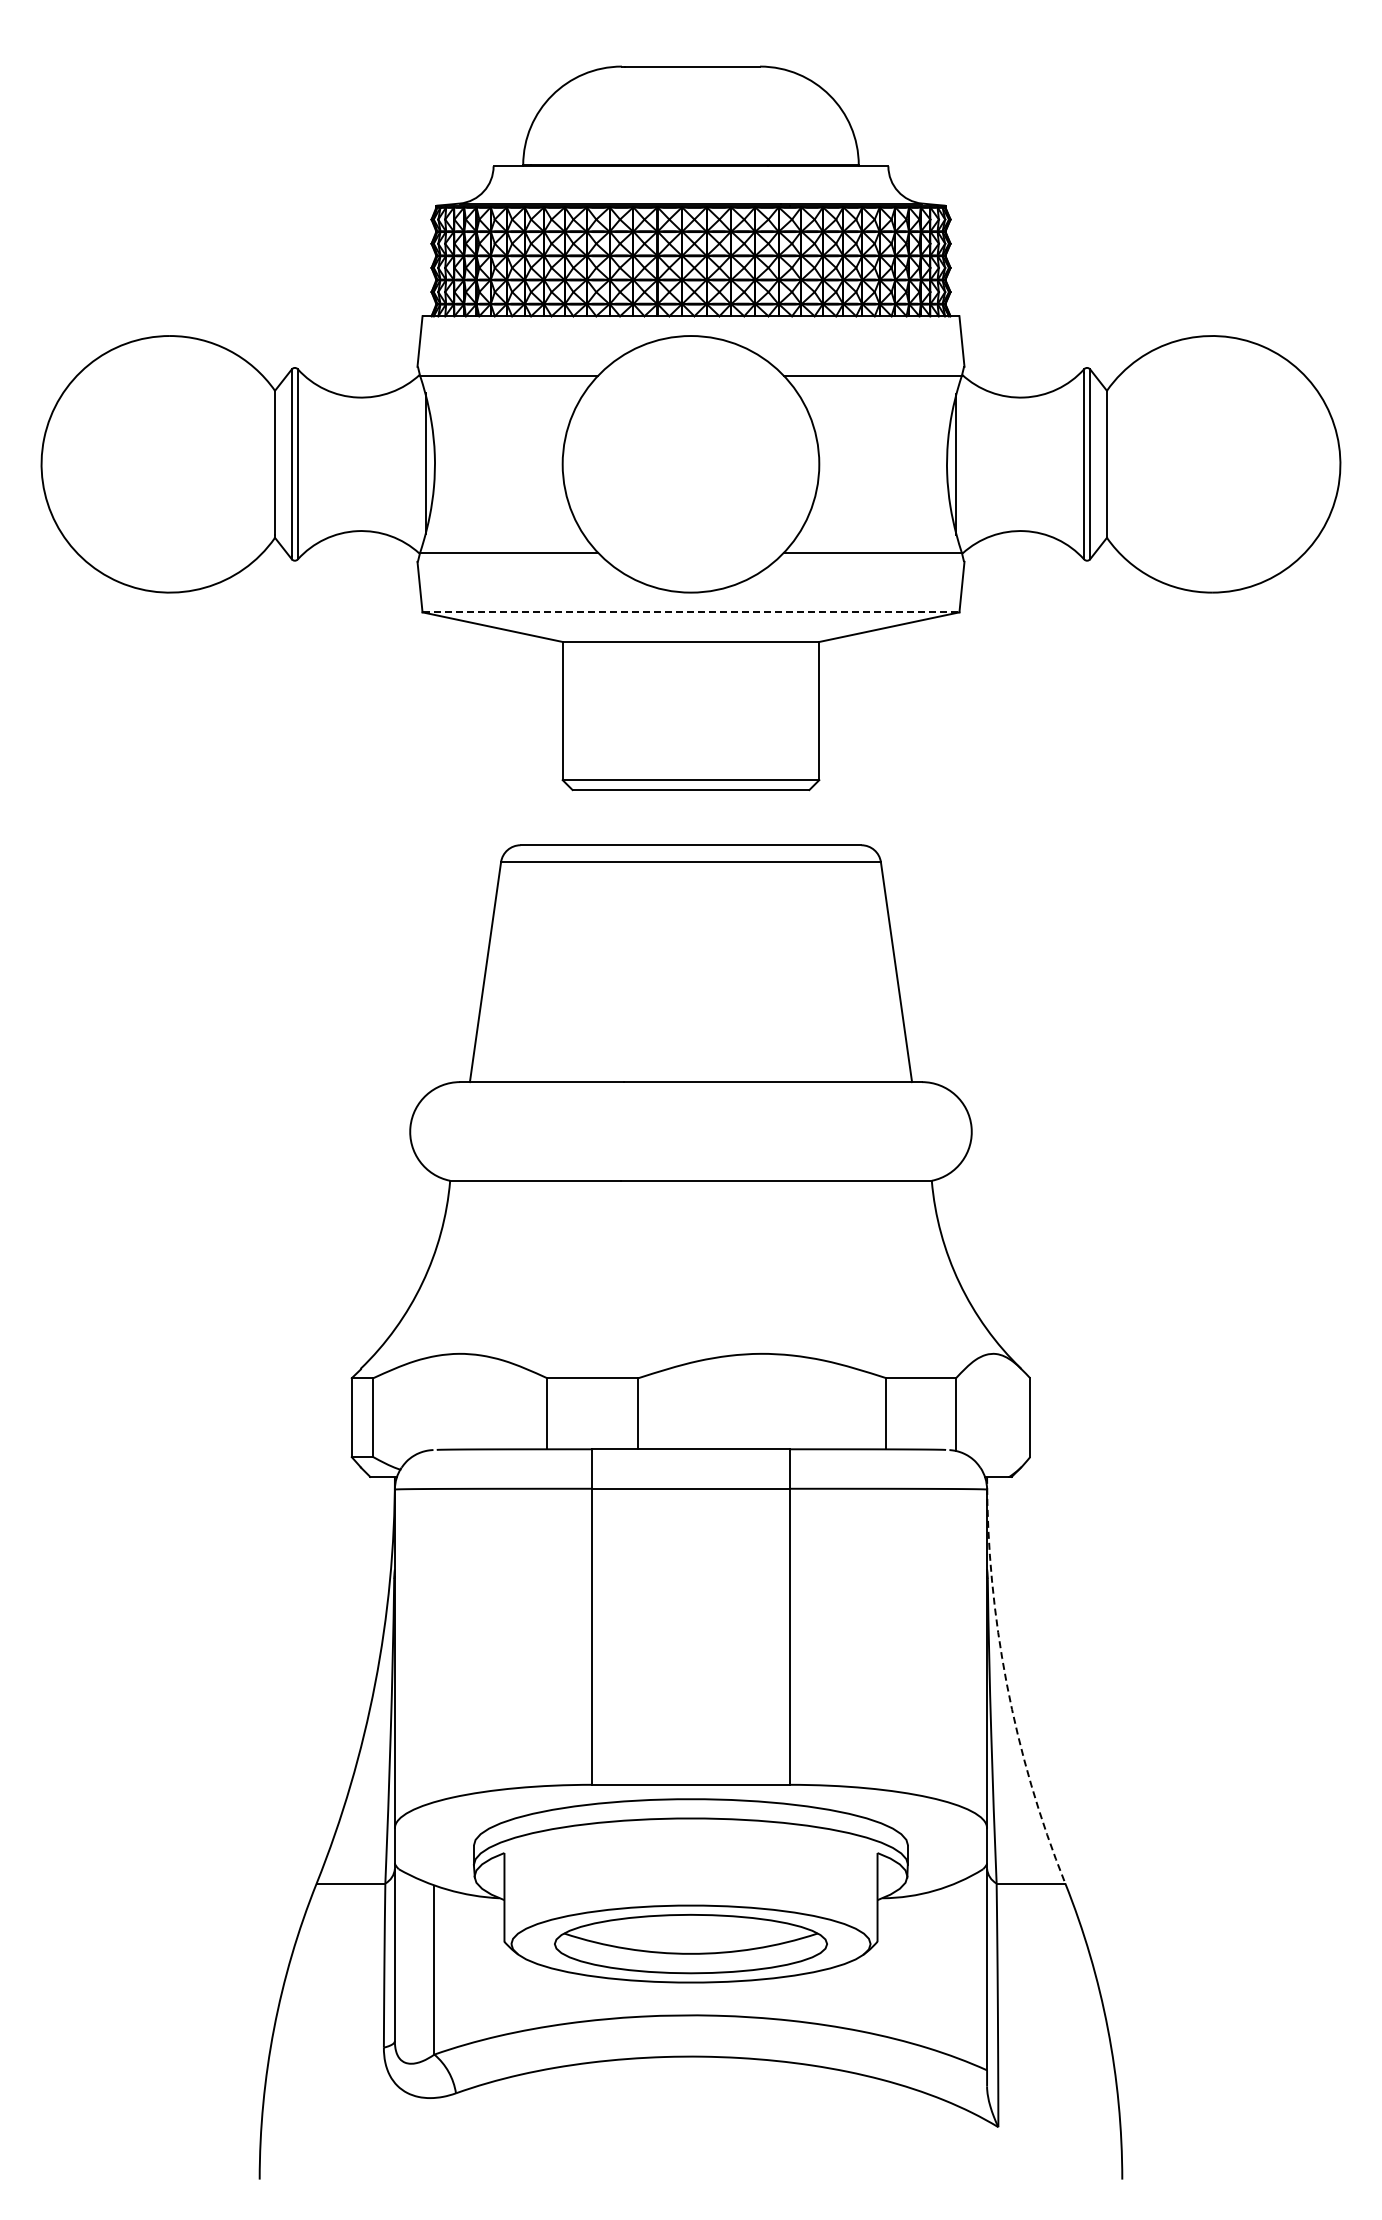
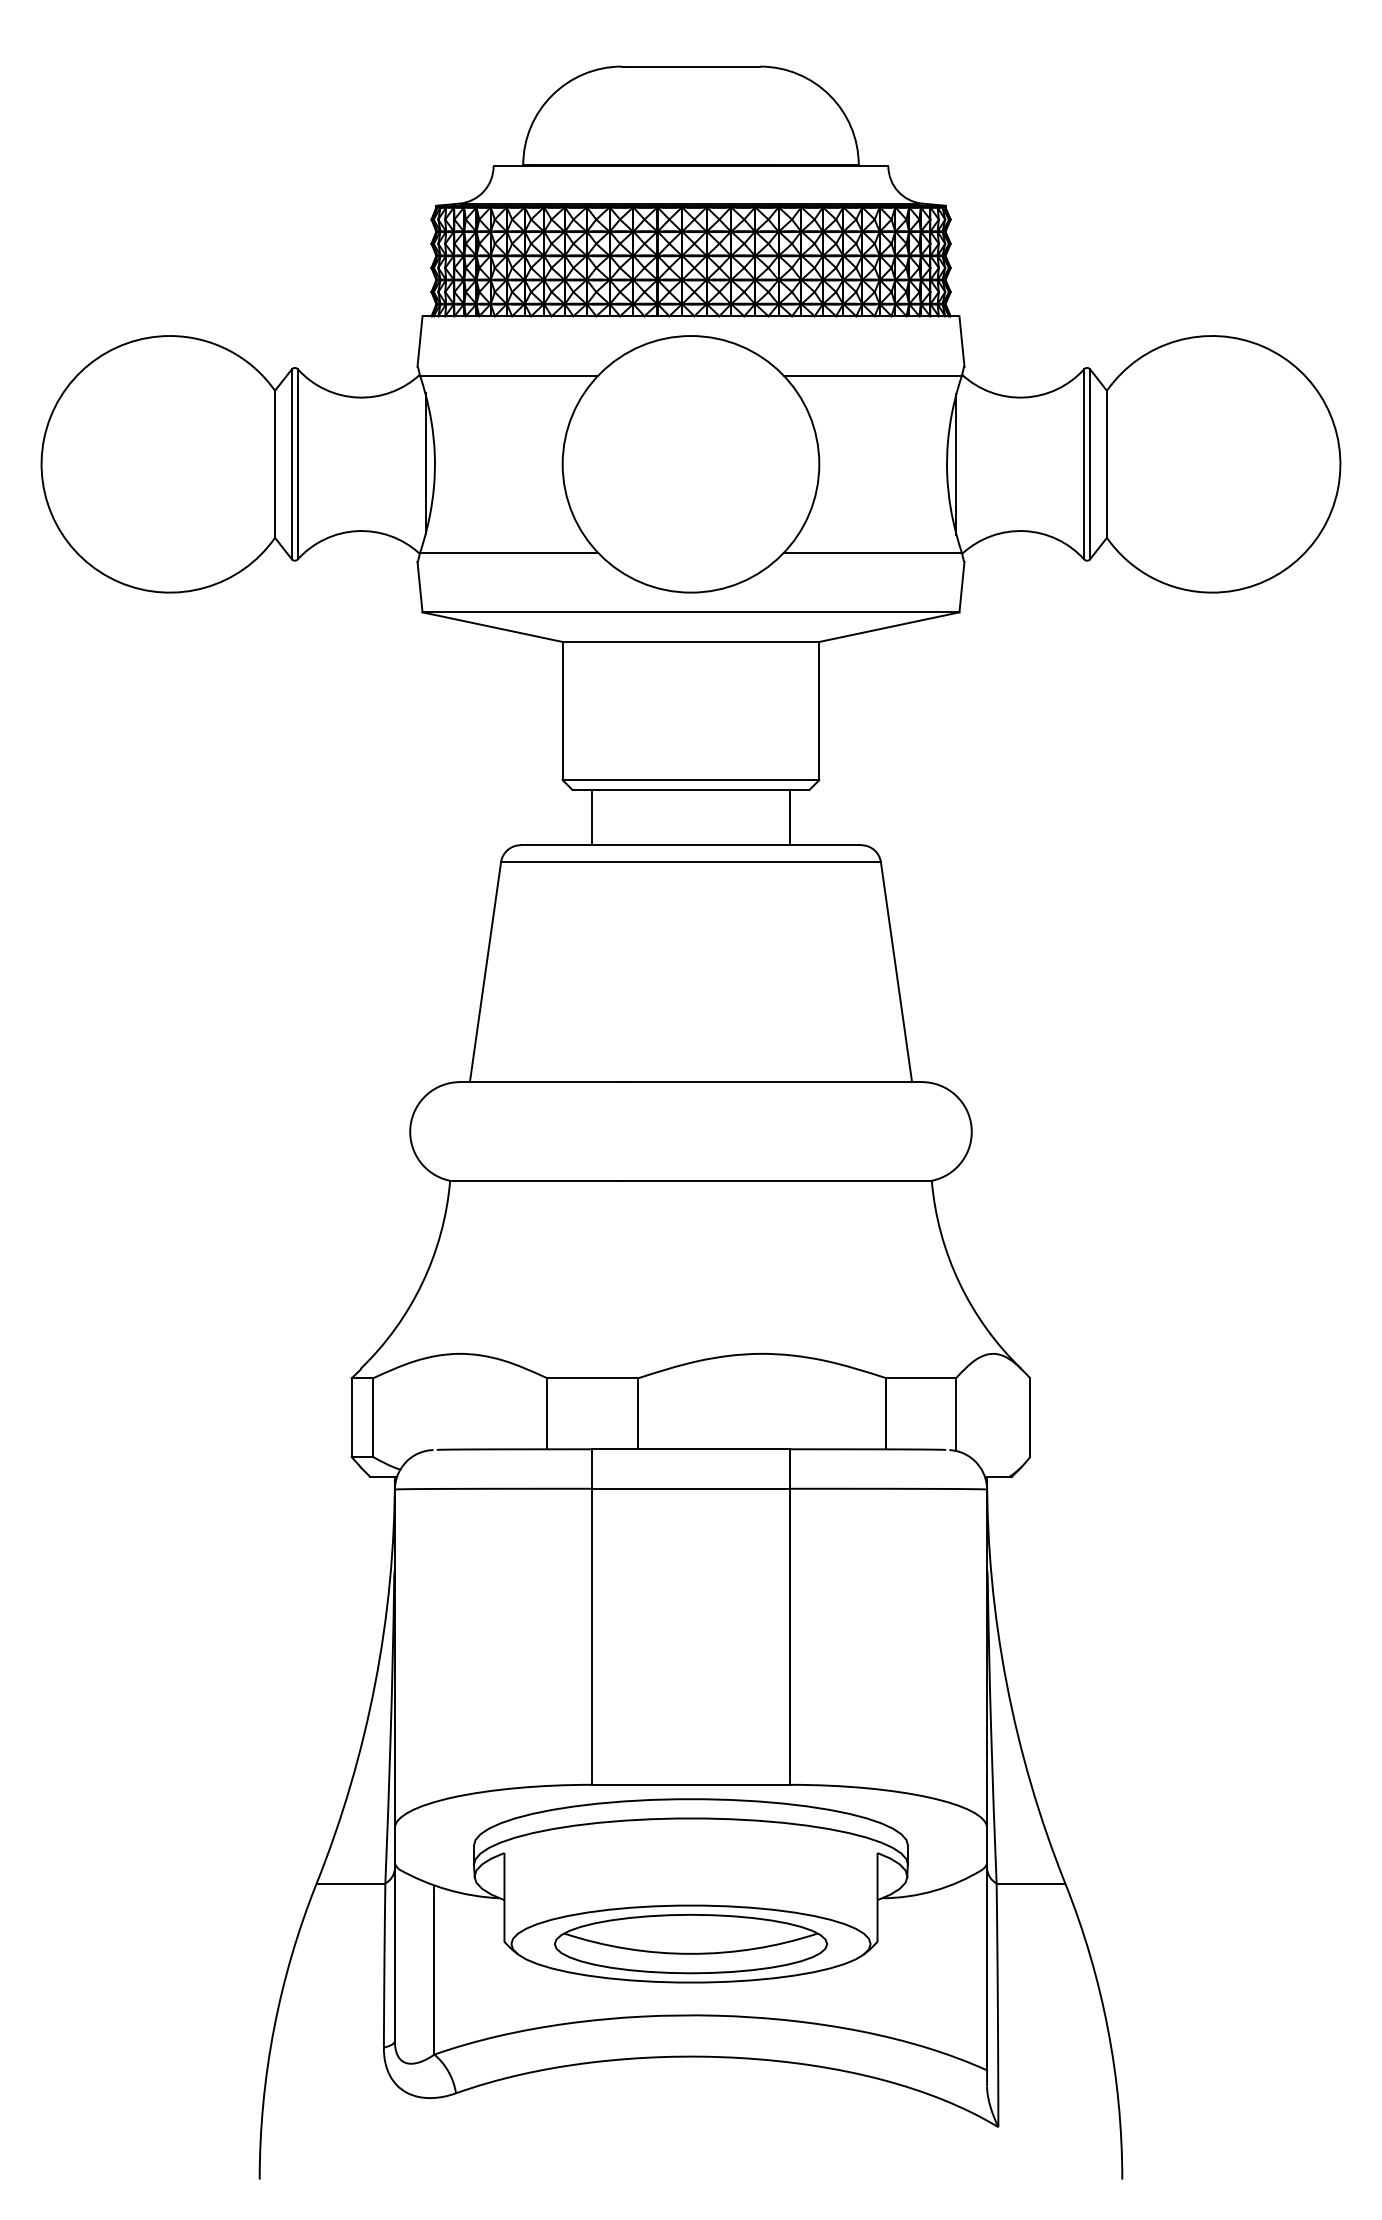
line: dashed -> solid (691, 612)
line: none -> present (592, 817)
line: none -> present (789, 817)
arc: dashed -> solid (1006, 1683)
